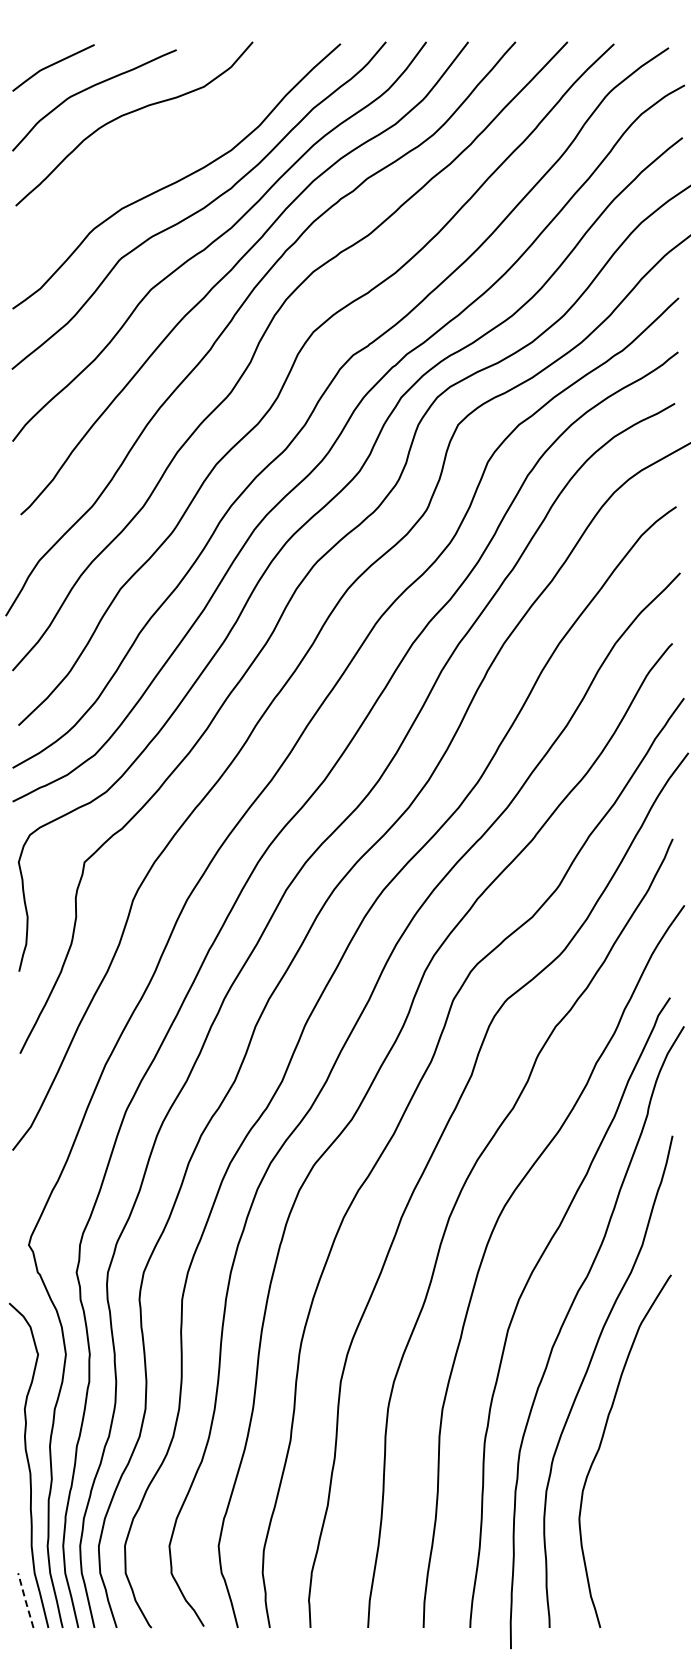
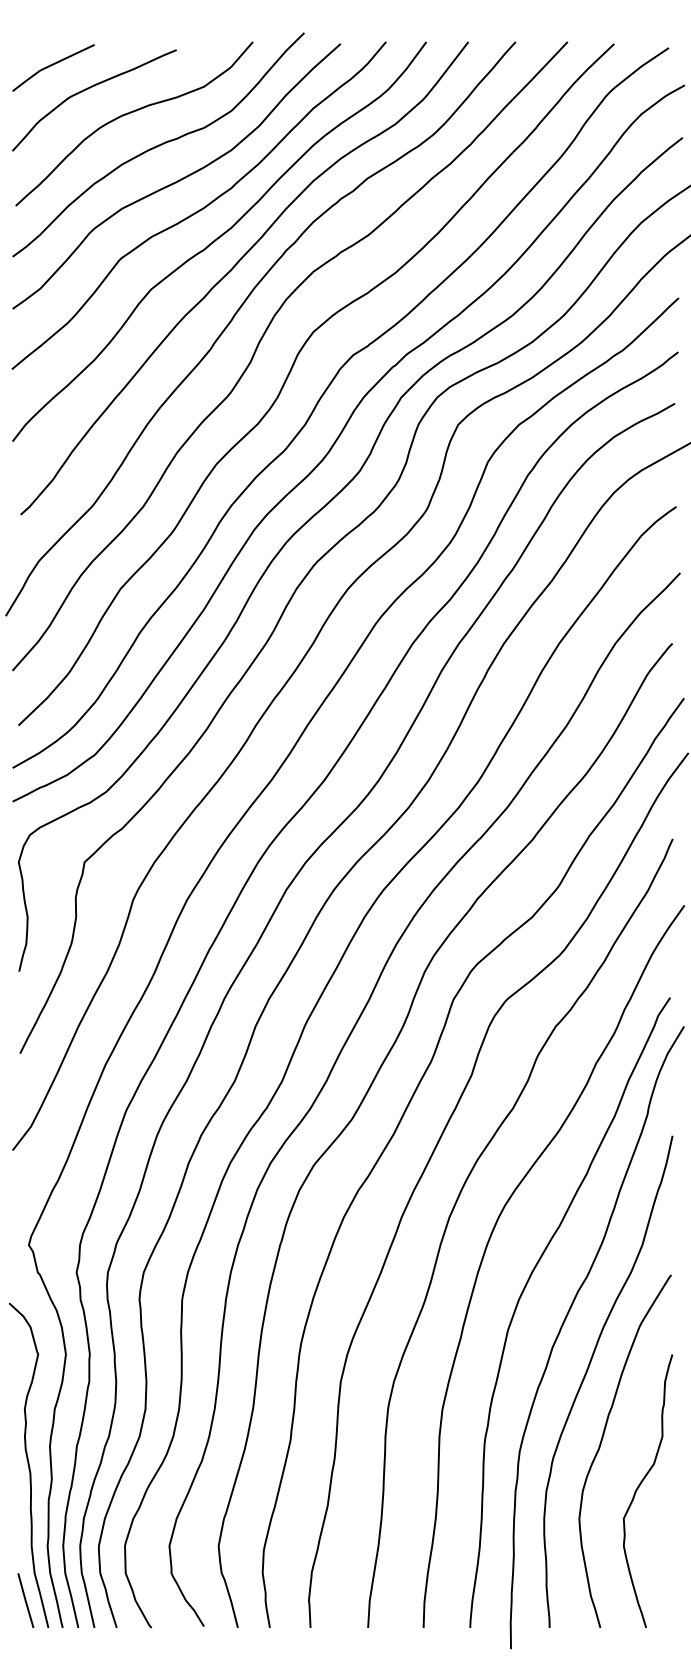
curve: none -> present (158, 144)
curve: none -> present (639, 1487)
line: dashed -> solid (25, 1600)
